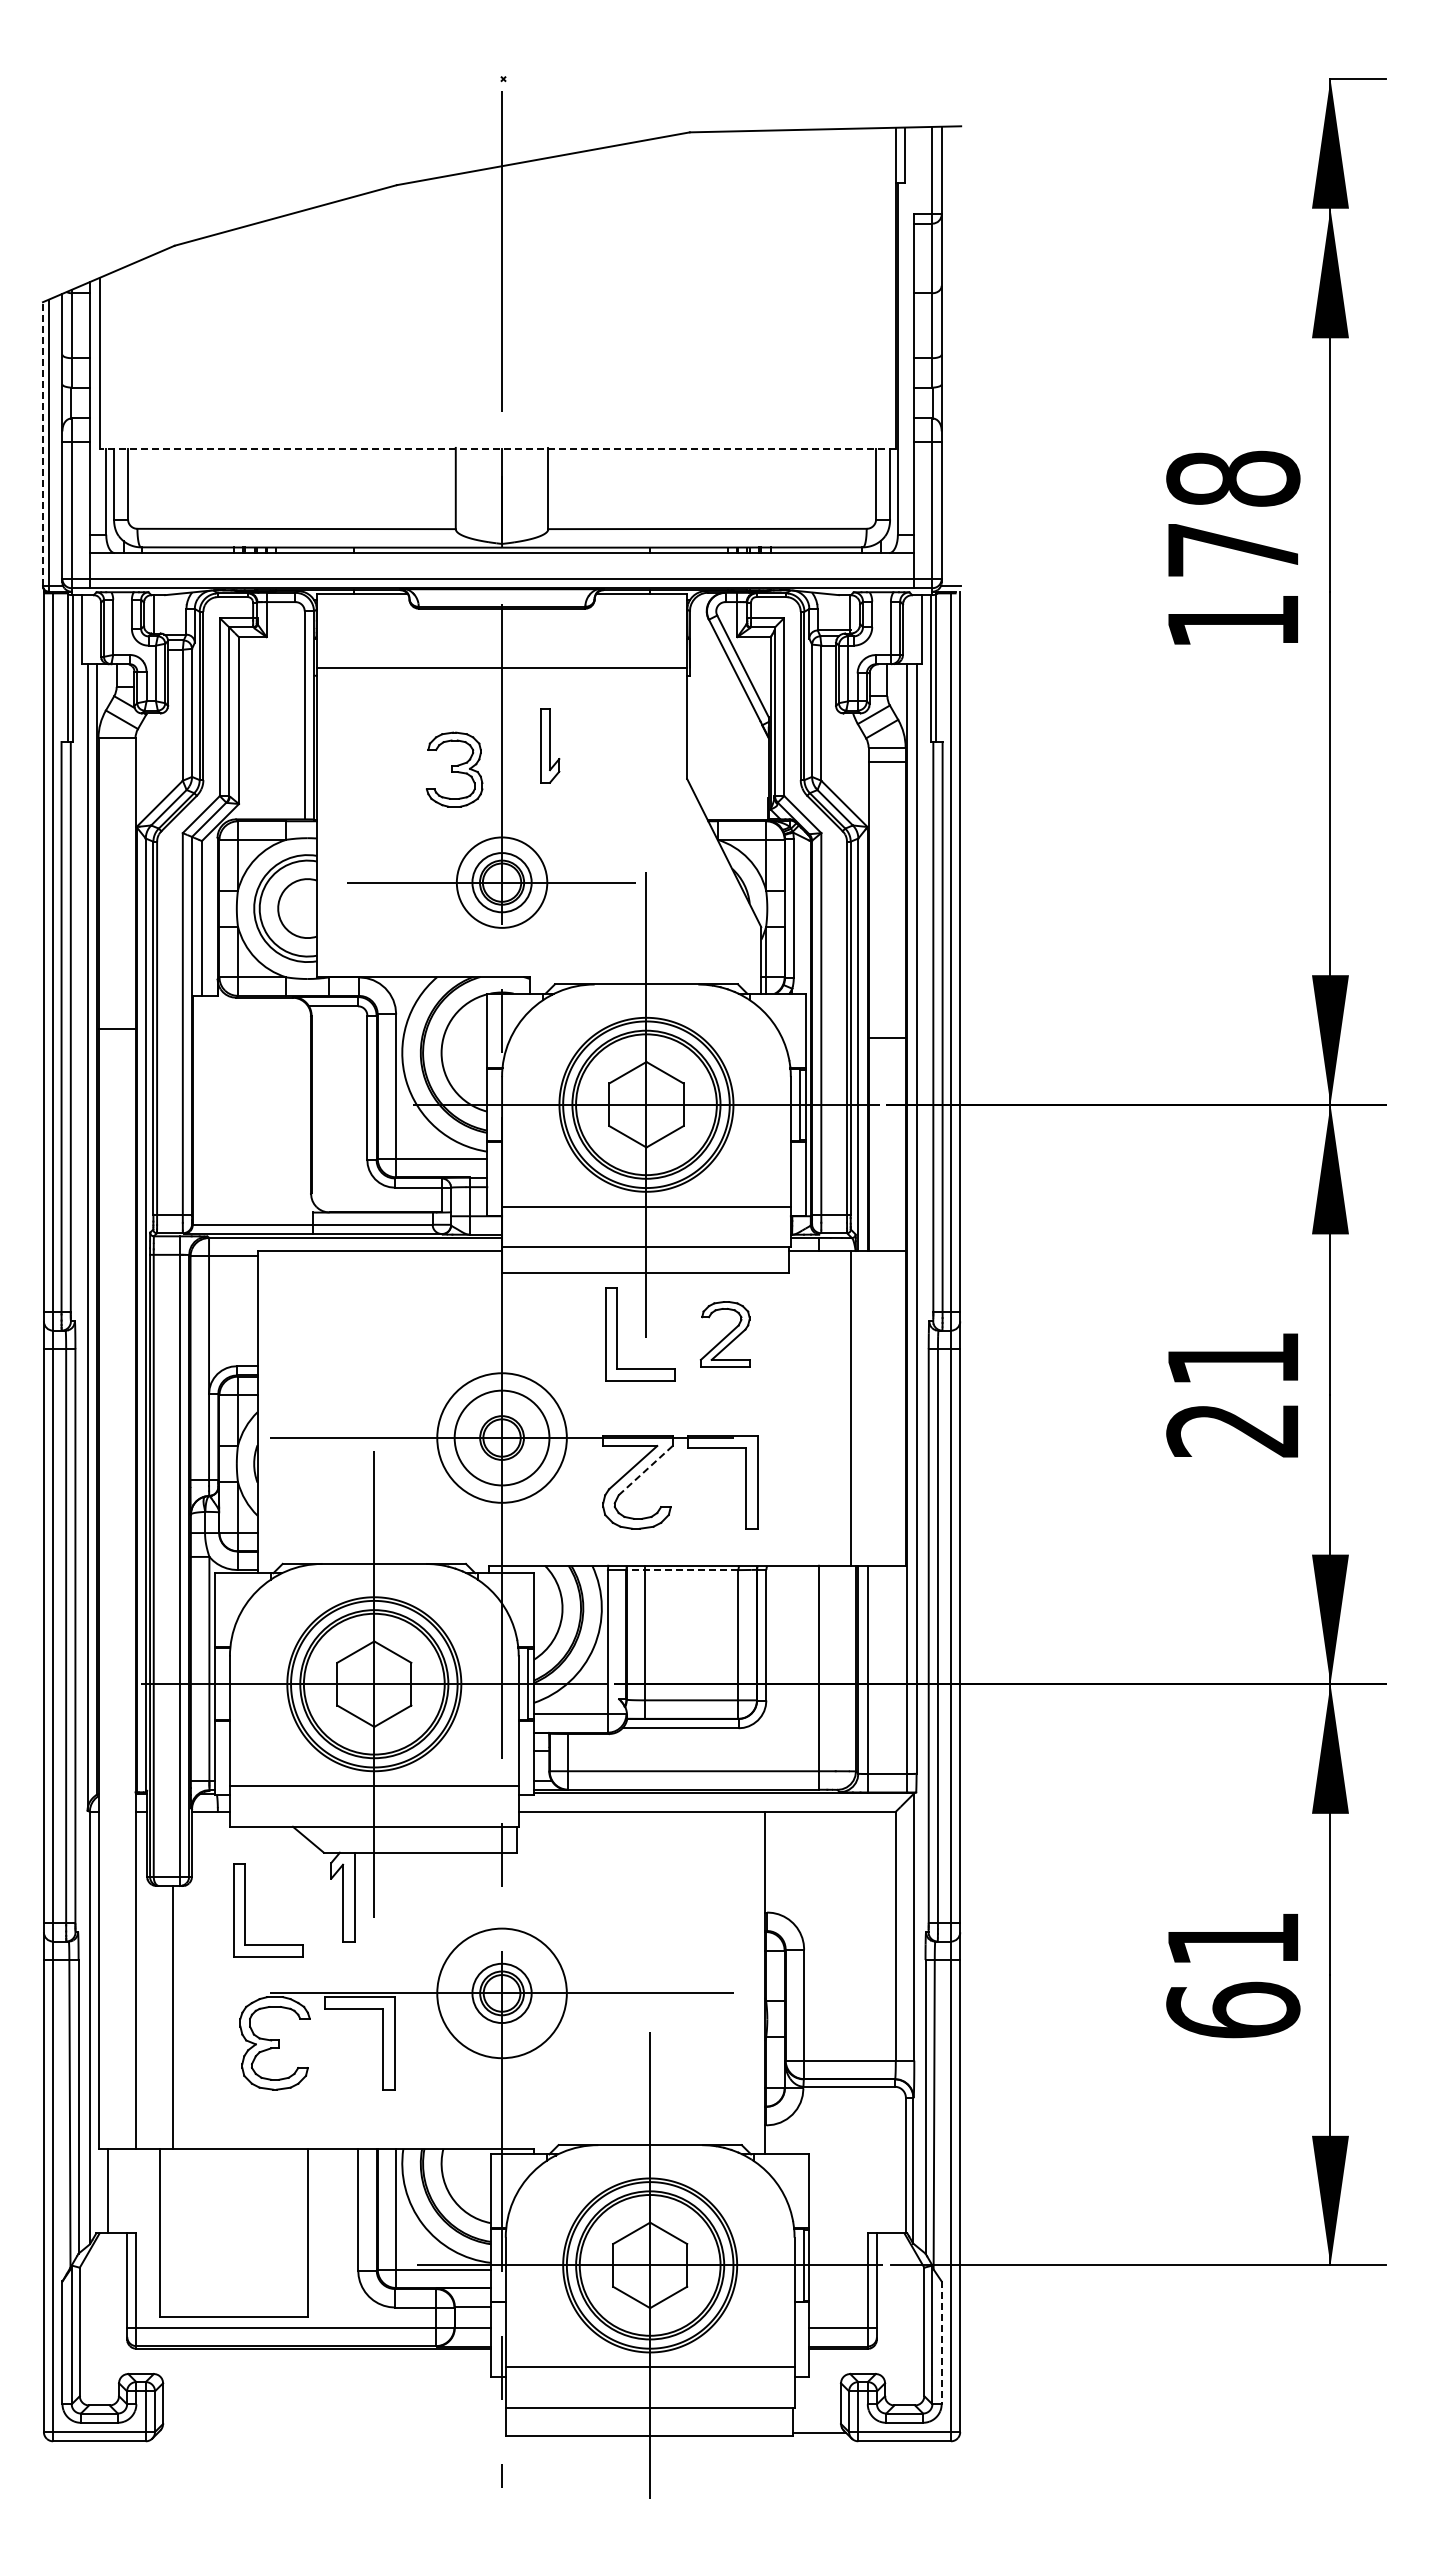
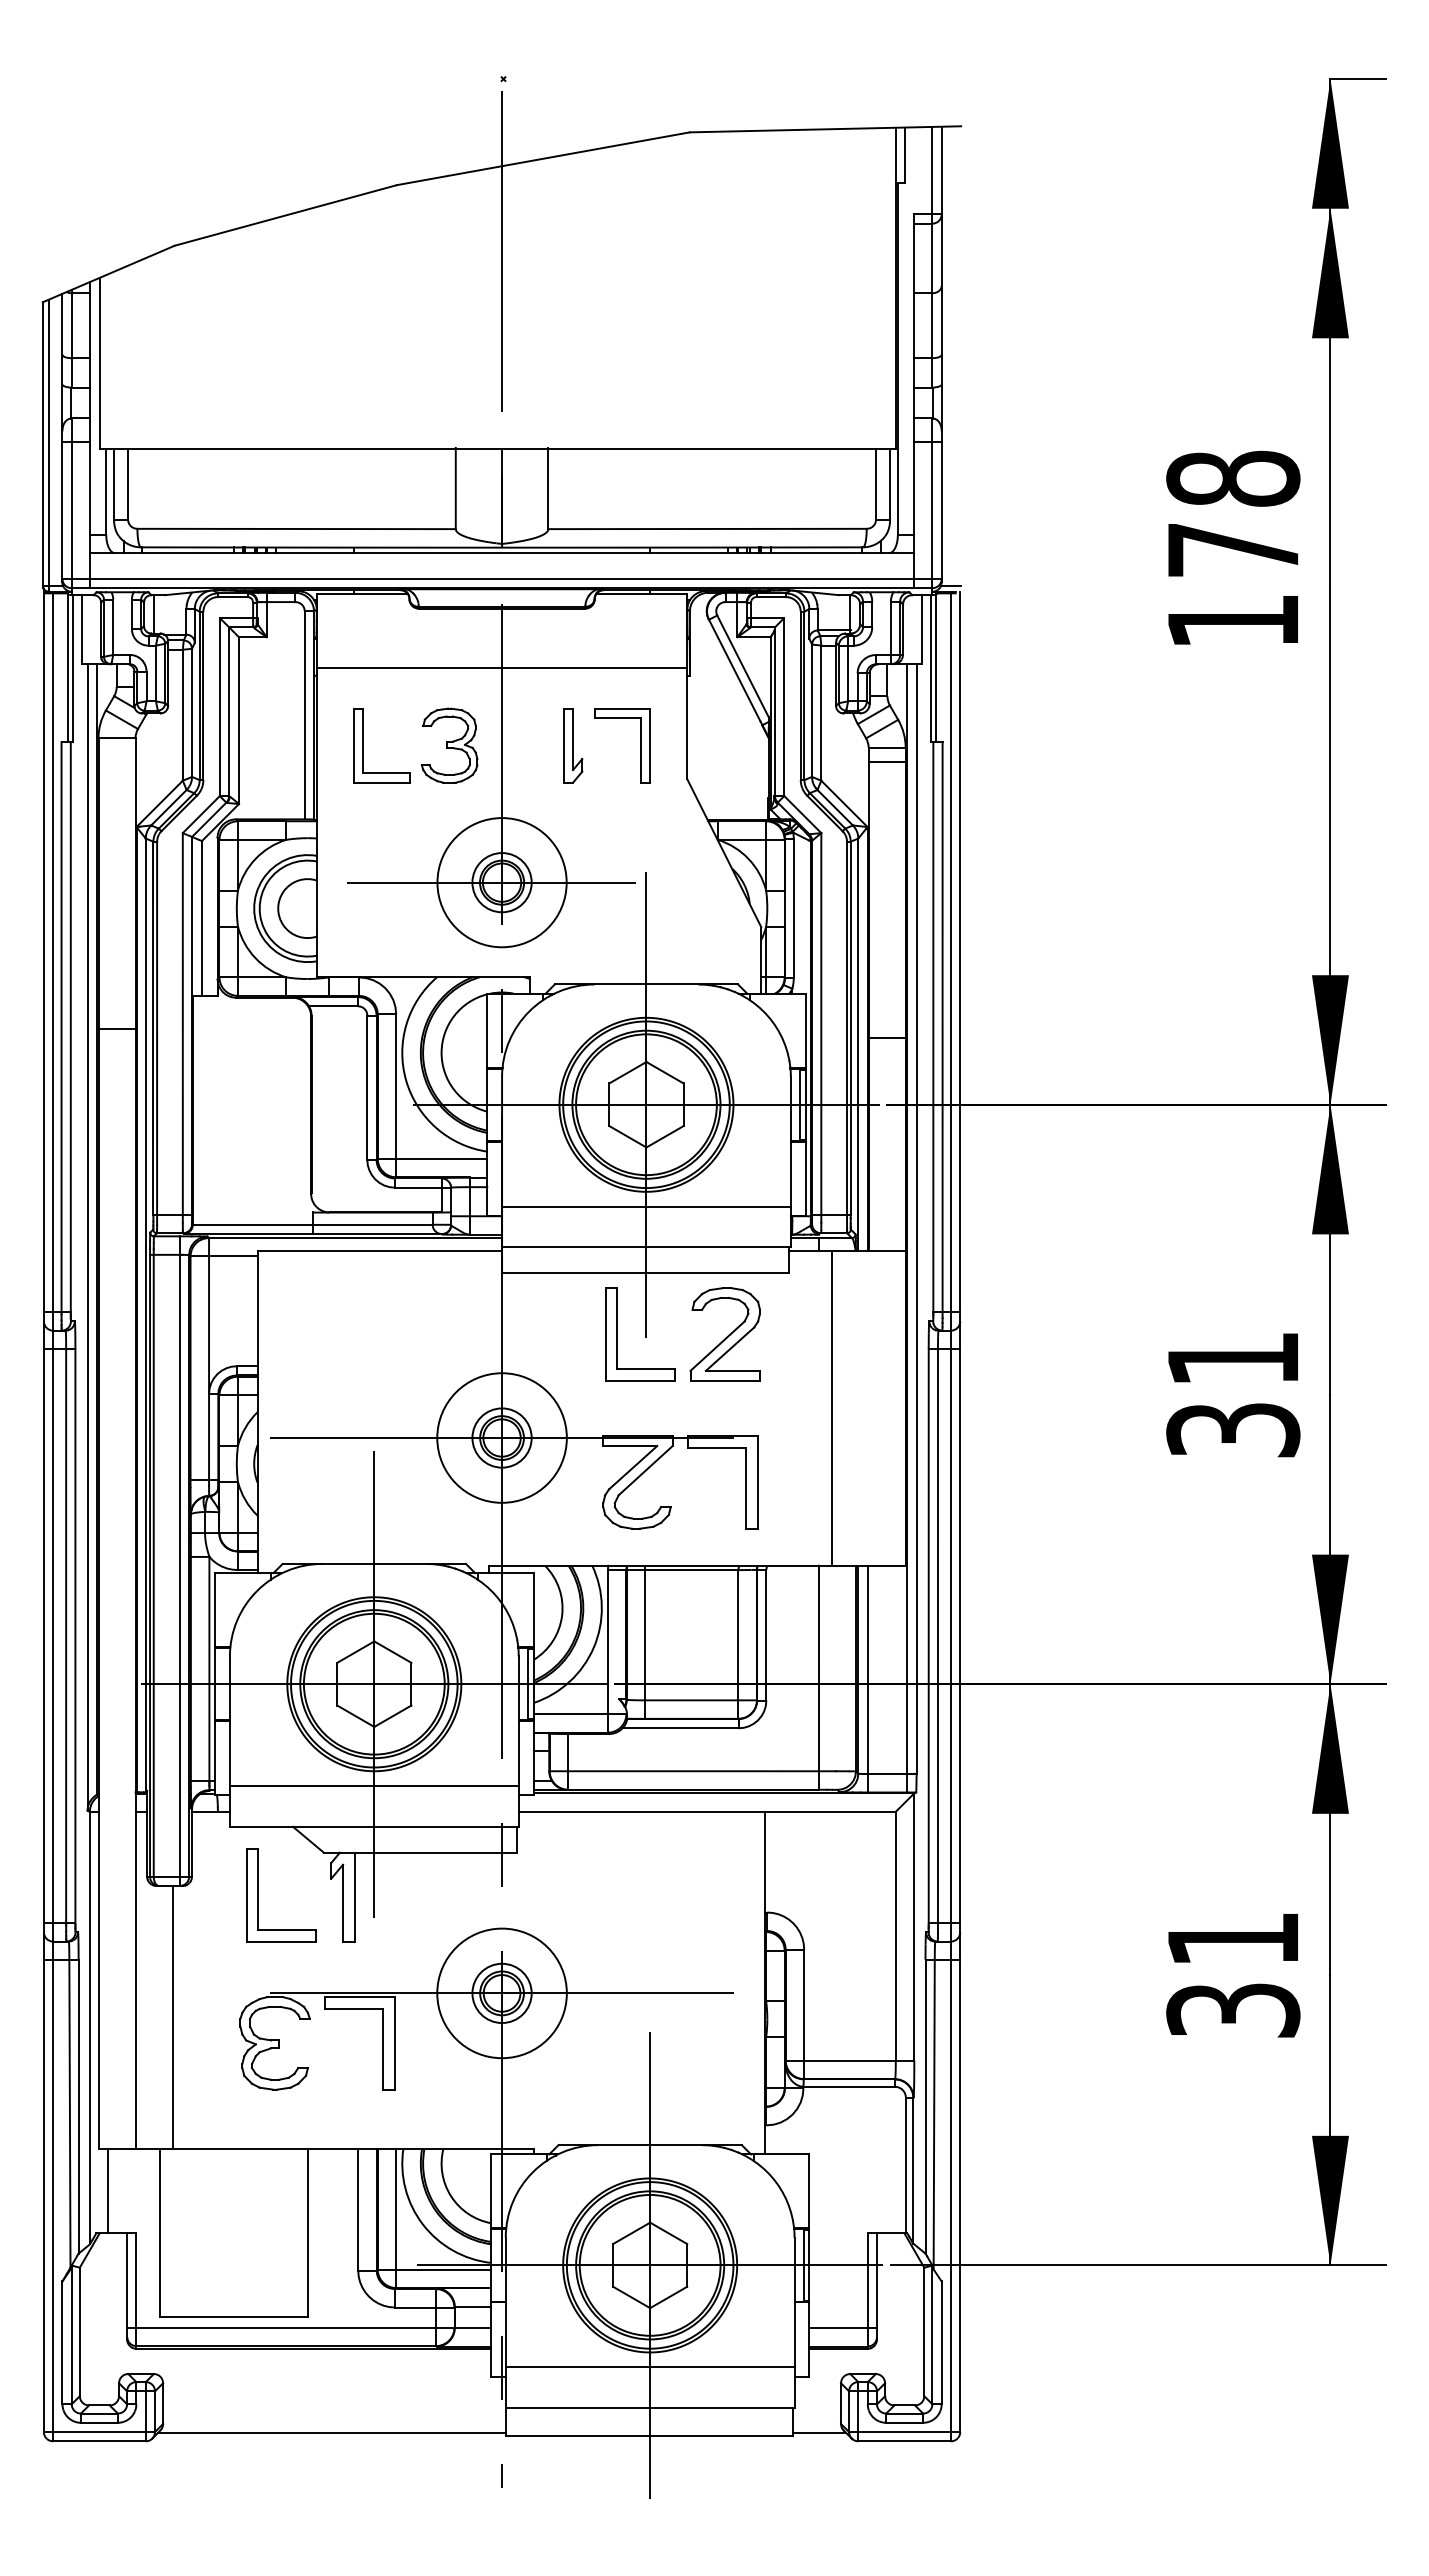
line: dashed -> solid (42, 444)
line: dashed -> solid (497, 448)
part: none -> present (363, 745)
part position: (550, 745) -> (573, 745) (573, 745)
part: none -> present (640, 745)
part position: (454, 769) -> (449, 745) (449, 745)
circle diameter: 90 px -> 129 px (501, 882)
part size: 52x67 px -> 72x95 px (724, 1334)
line position: (850, 1408) -> (831, 1408) (831, 1408)
text: 21 -> 31 (1233, 1430)
circle diameter: 95 px -> 59 px (501, 1437)
line: dashed -> solid (645, 1470)
line: dashed -> solid (682, 1570)
part position: (245, 1910) -> (258, 1895) (258, 1895)
text: 61 -> 31 (1233, 2009)
line: dashed -> solid (941, 2343)
line: none -> present (331, 2433)
